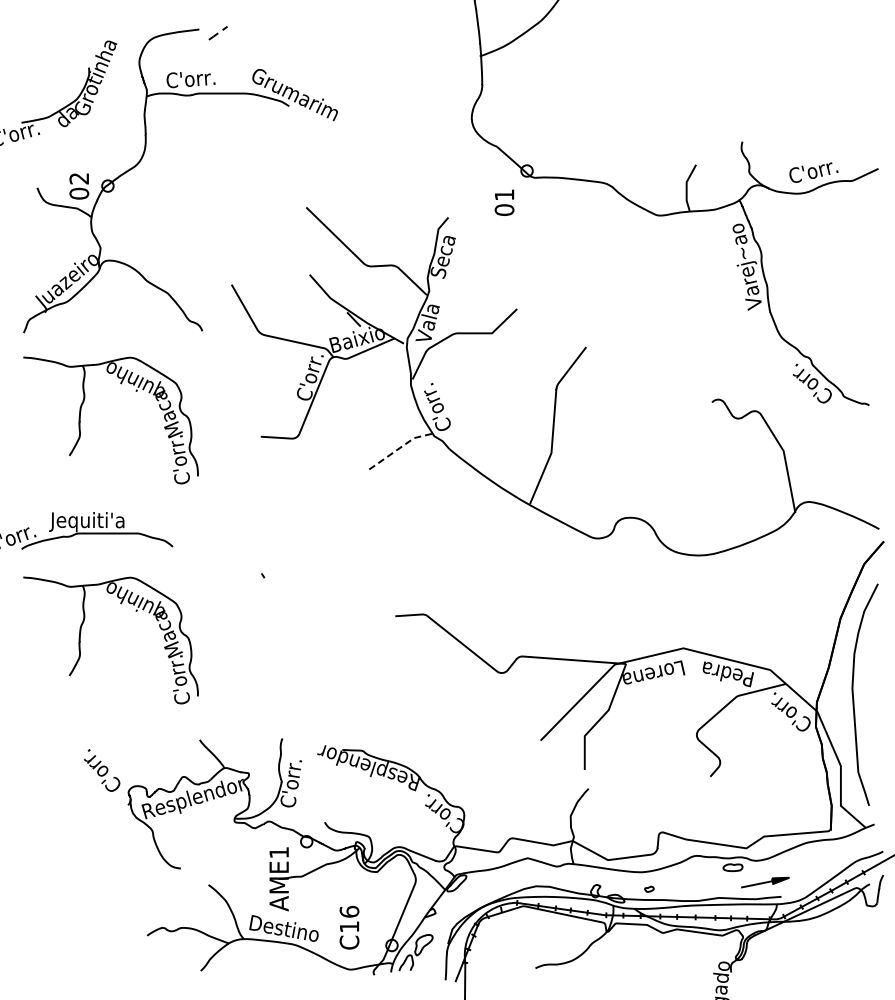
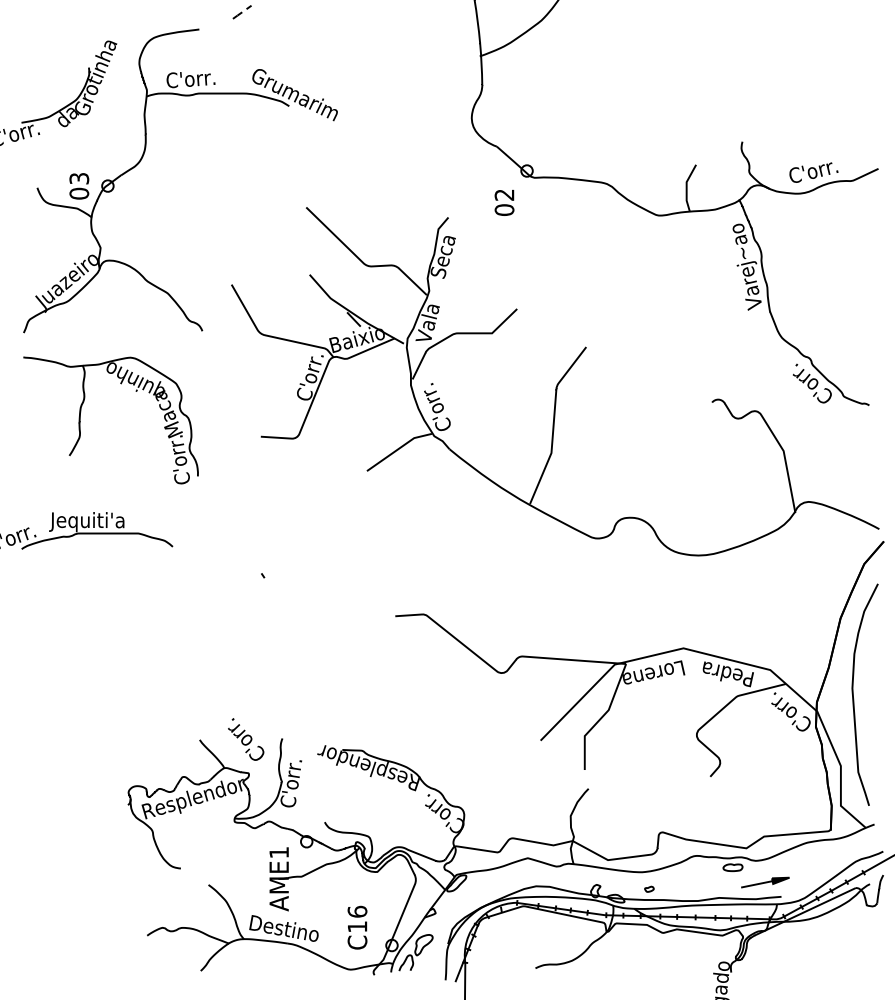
part position: (217, 33) -> (241, 12) (241, 12)
text: 02 -> 03 (79, 178)
text: 01 -> 02 (504, 194)
line: dashed -> solid (398, 448)
part: present -> none (80, 640)
text position: (102, 770) -> (246, 739) (246, 739)
text position: (349, 927) -> (357, 927) (357, 927)
